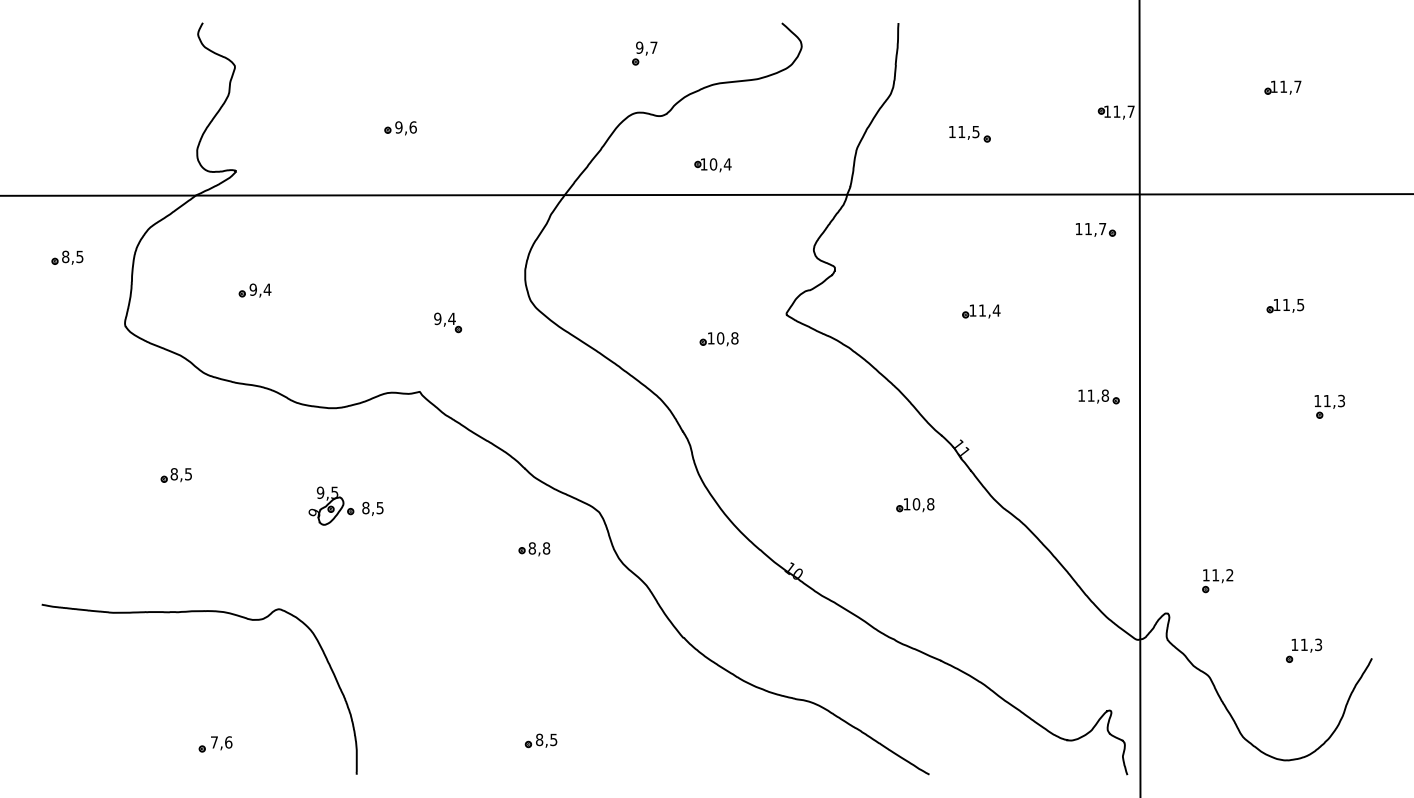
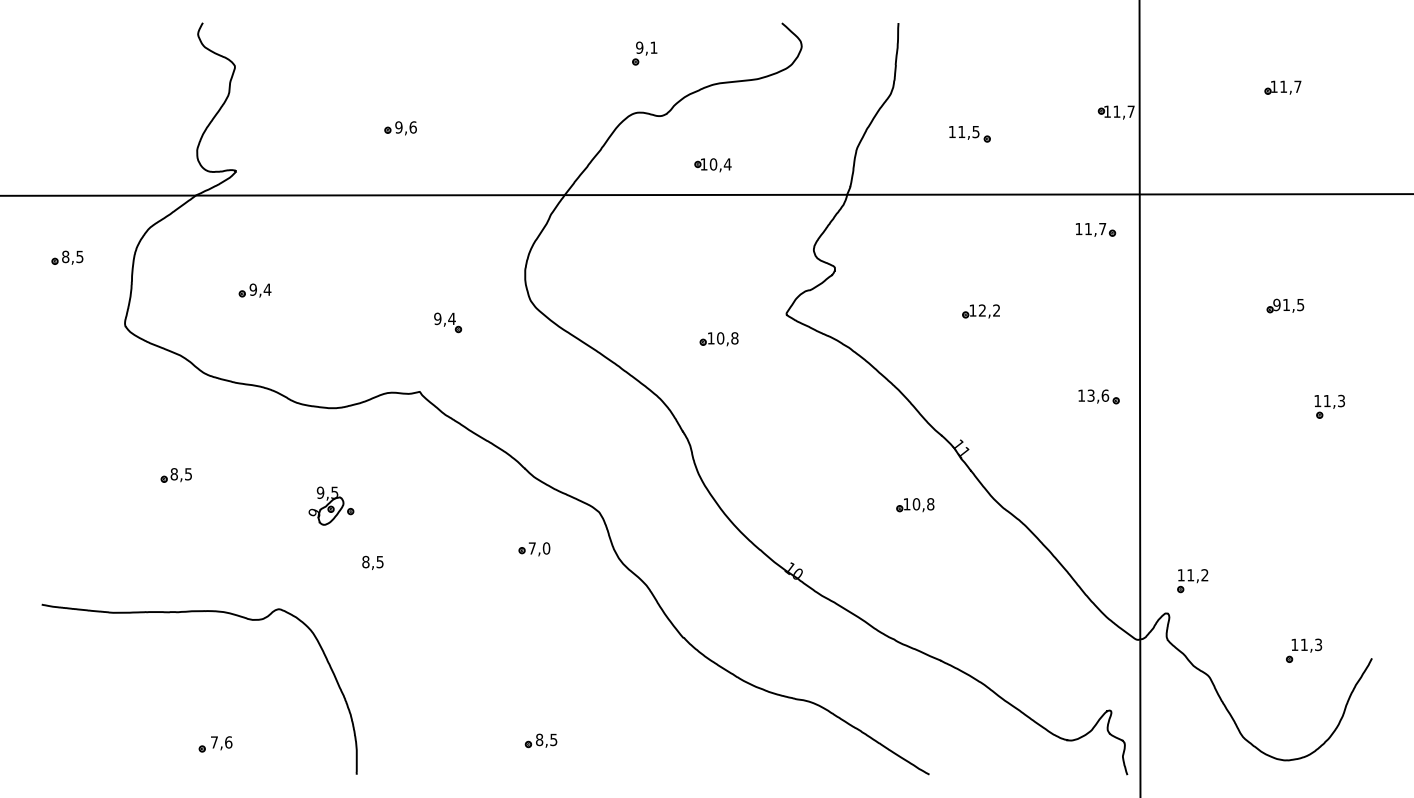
text: 9,7 -> 9,1 (653, 47)
text: 11,5 -> 91,5 (1276, 304)
text: 11,4 -> 12,2 (989, 310)
text: 11,8 -> 13,6 (1098, 395)
text position: (372, 508) -> (372, 562) (372, 562)
text: 8,8 -> 7,0 (539, 548)
part position: (1217, 581) -> (1192, 581) (1192, 581)
